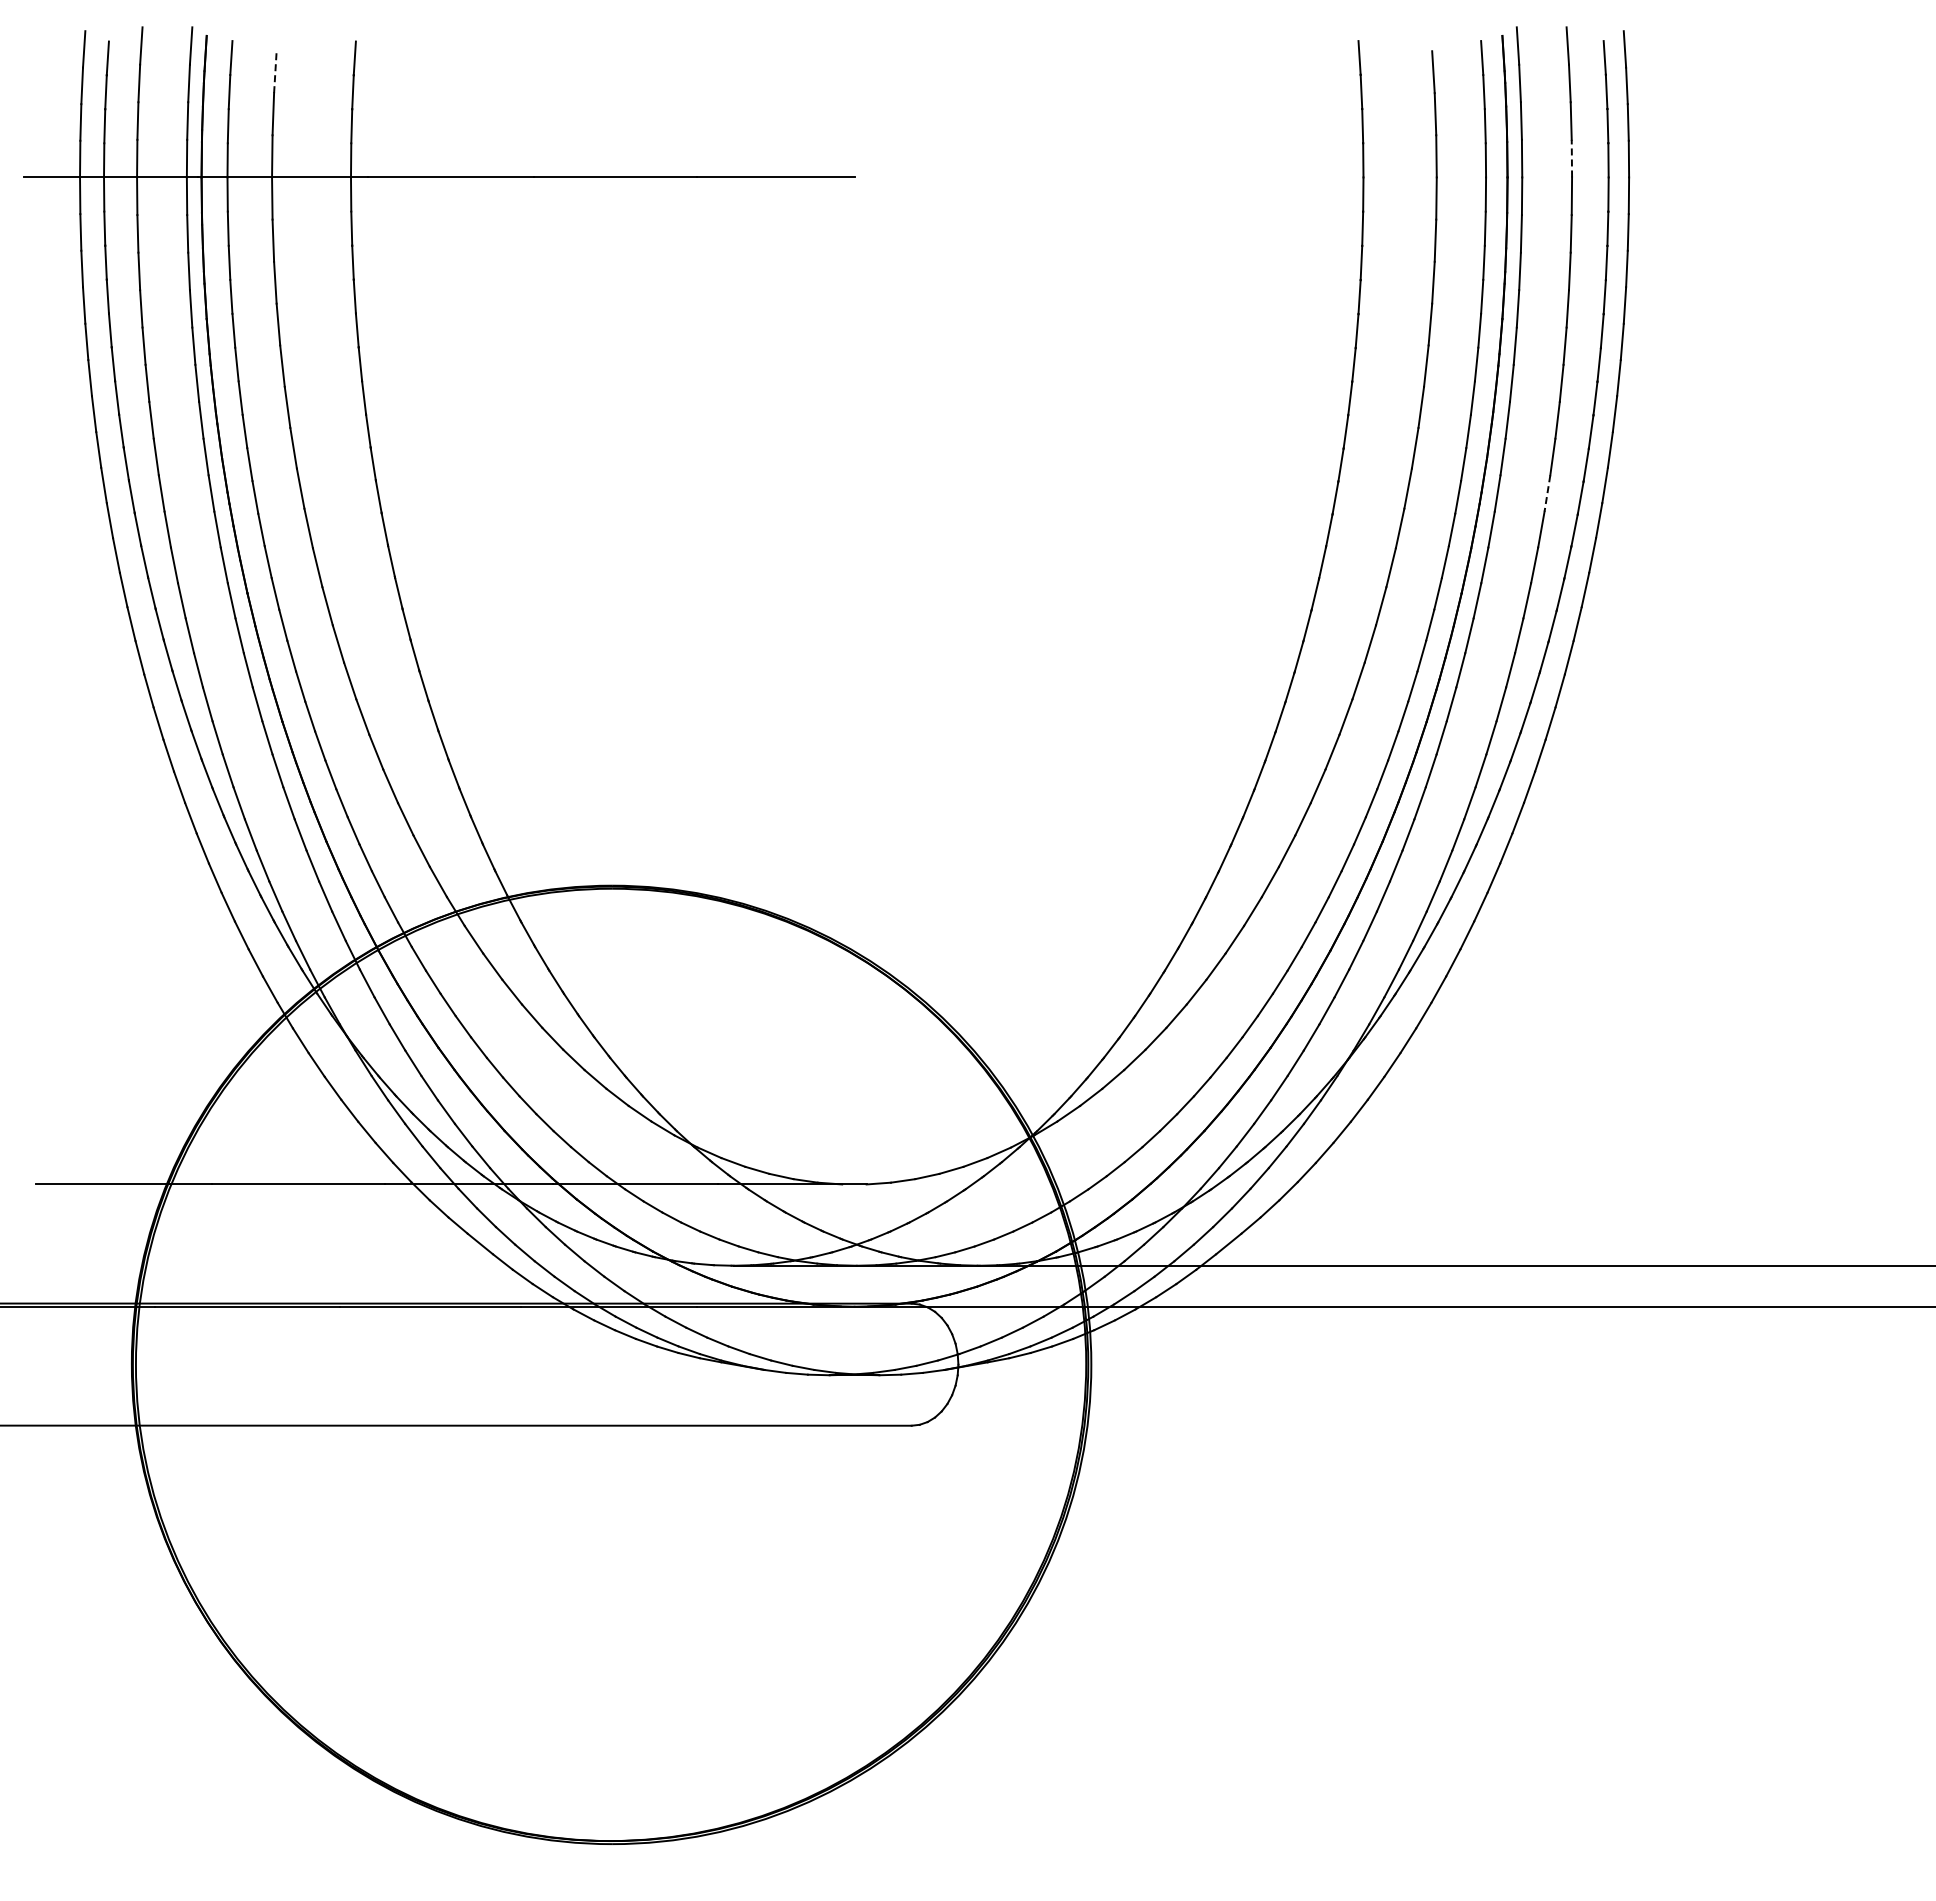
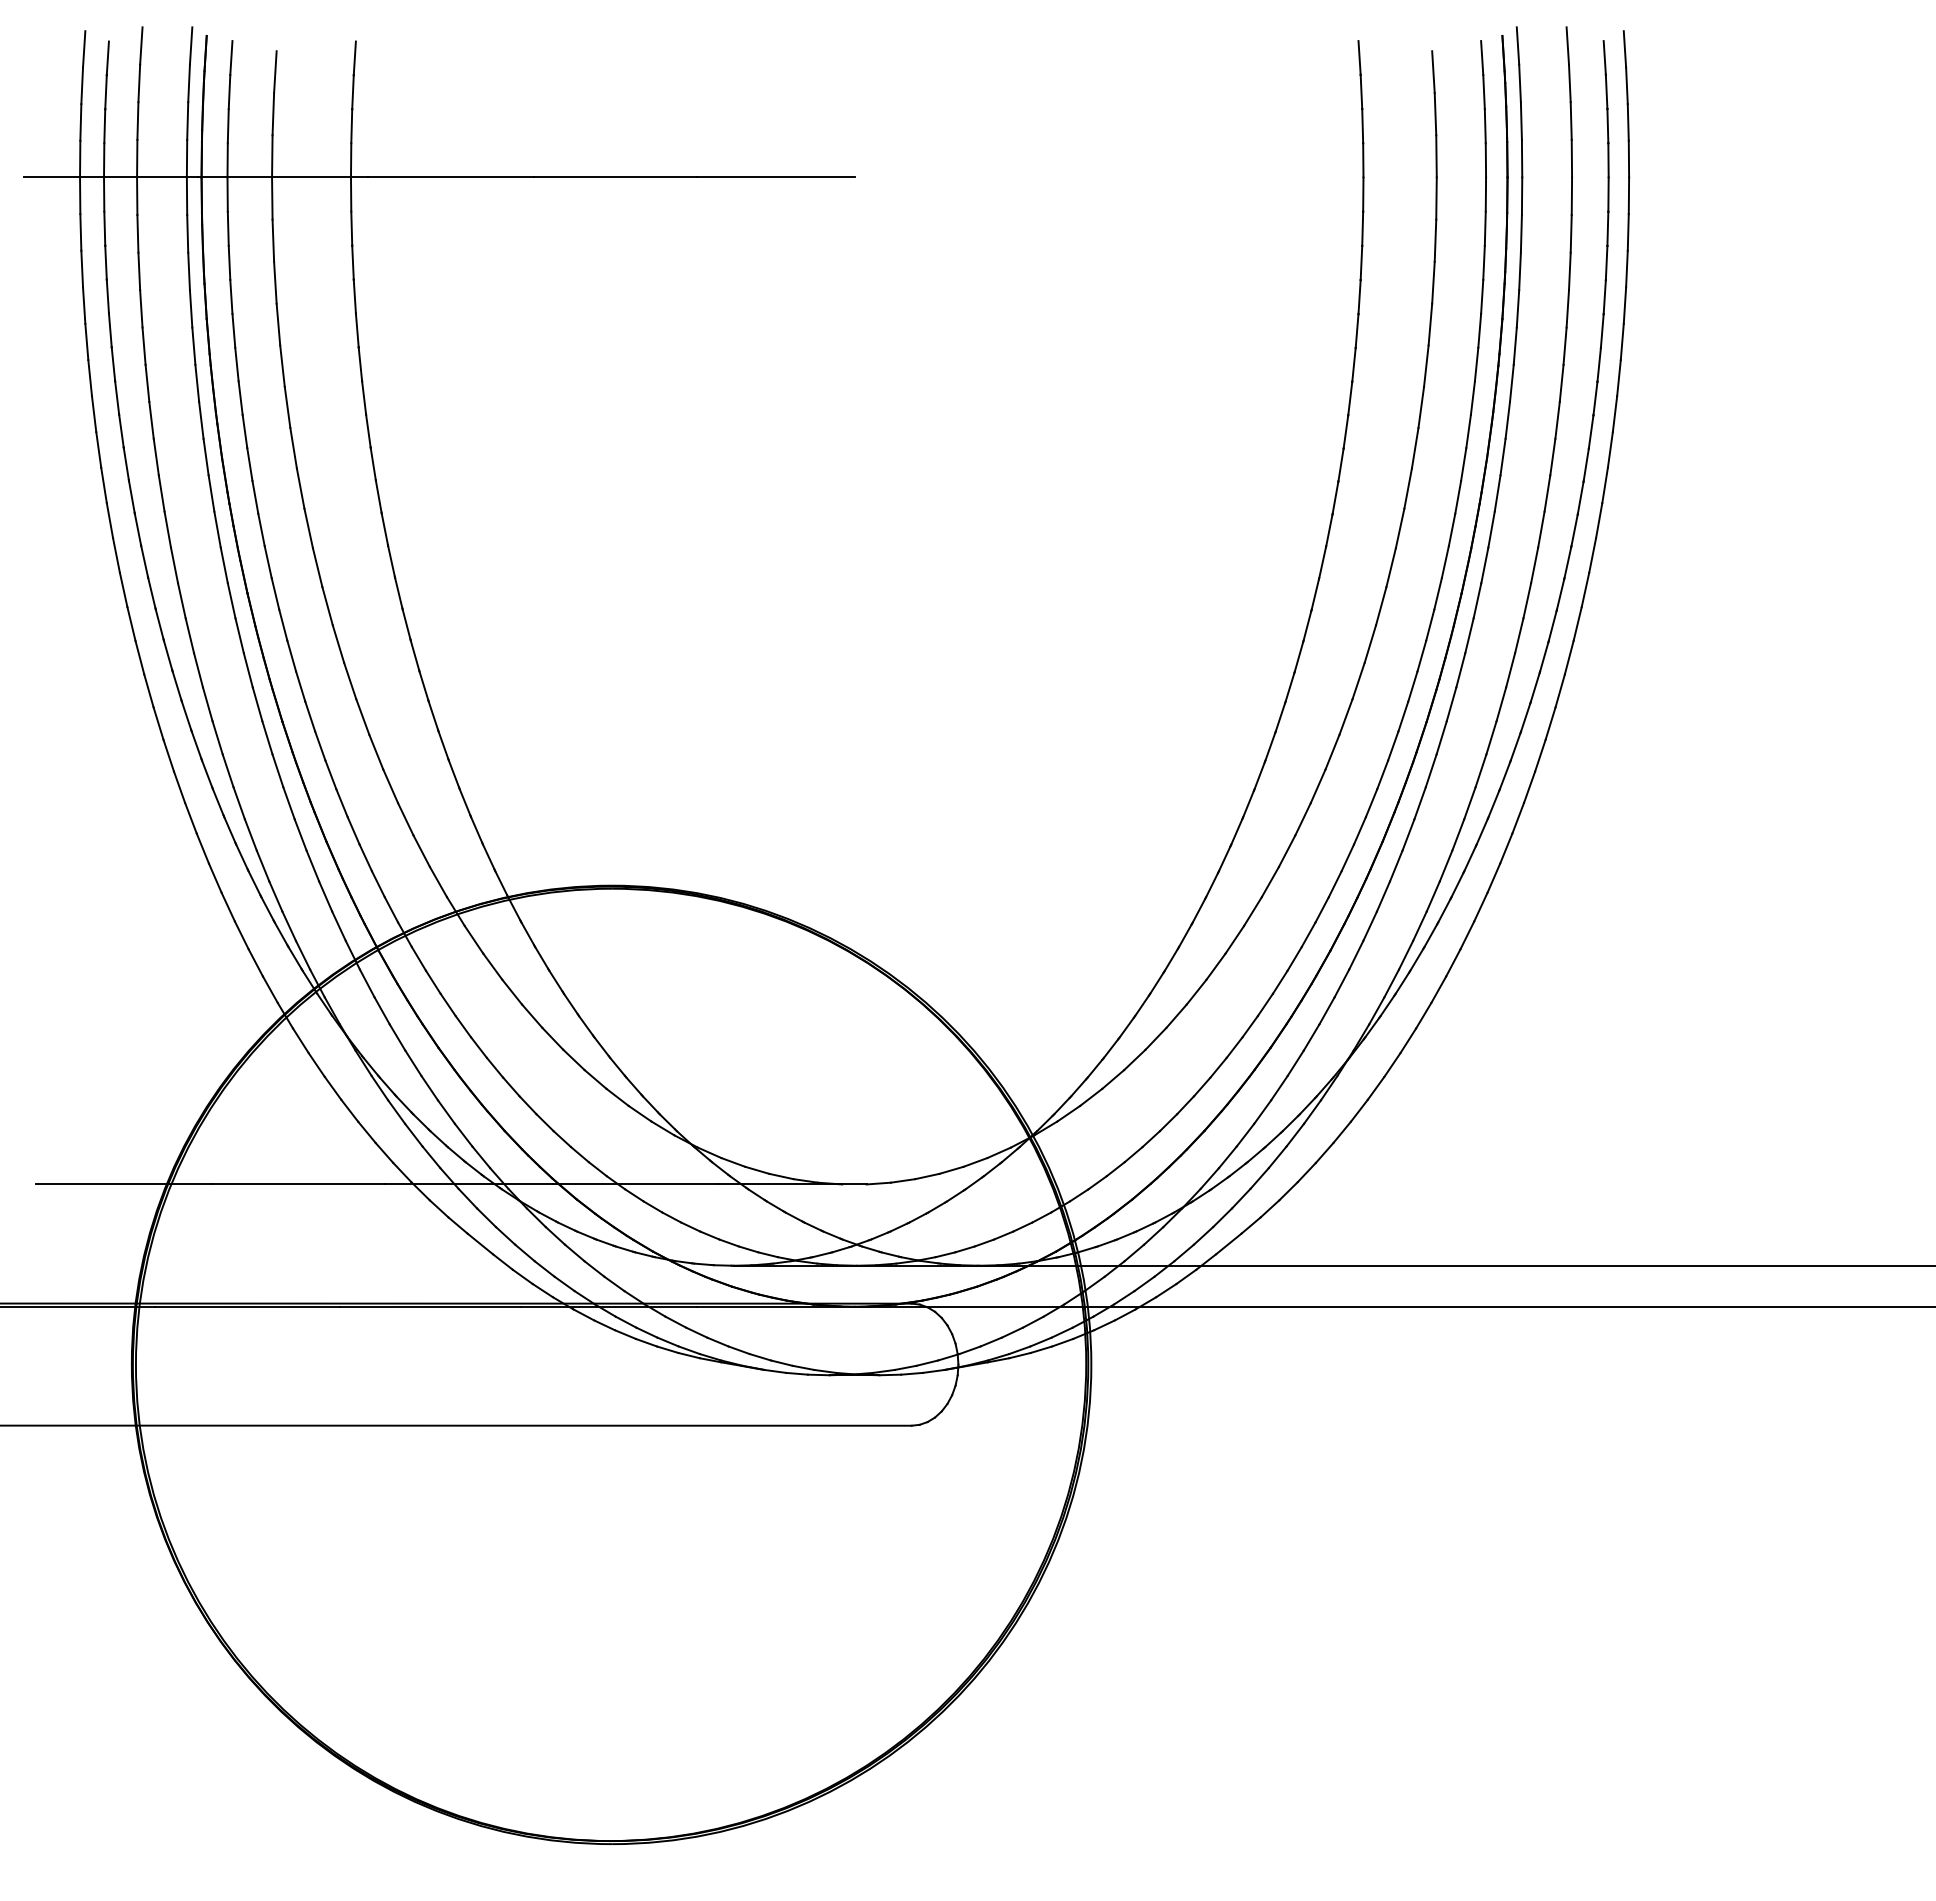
line: dashed -> solid (275, 71)
line: dashed -> solid (1571, 158)
line: dashed -> solid (1547, 493)
